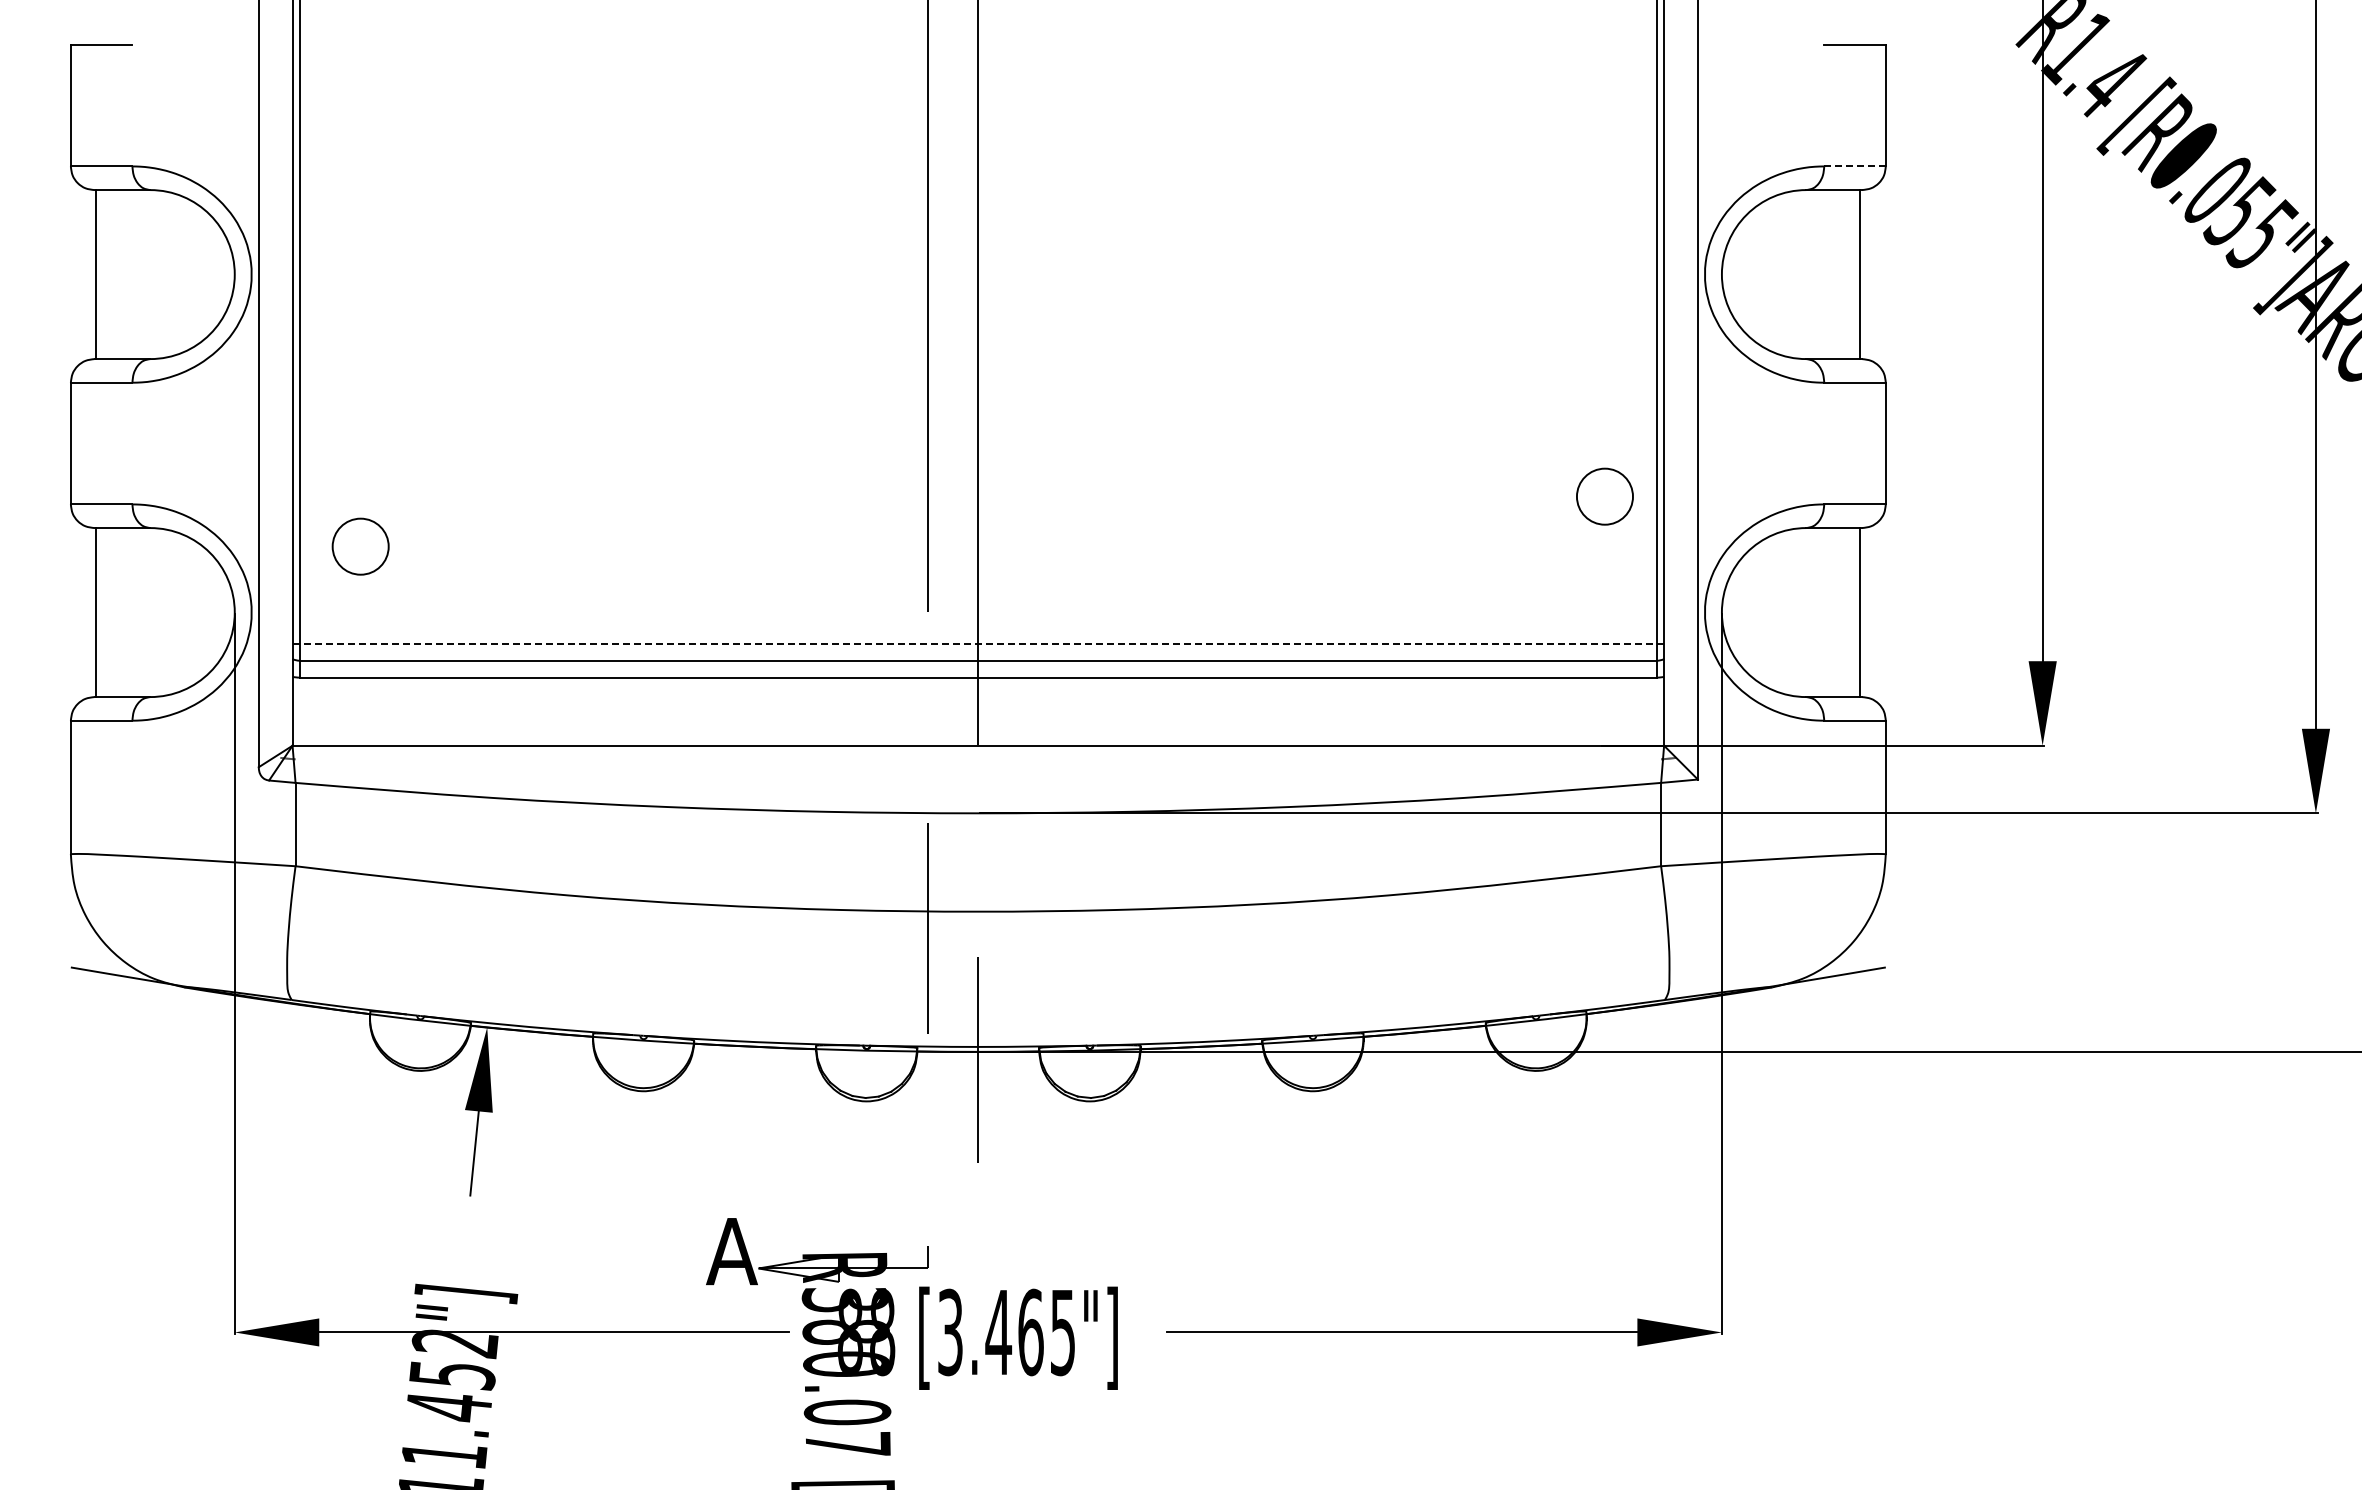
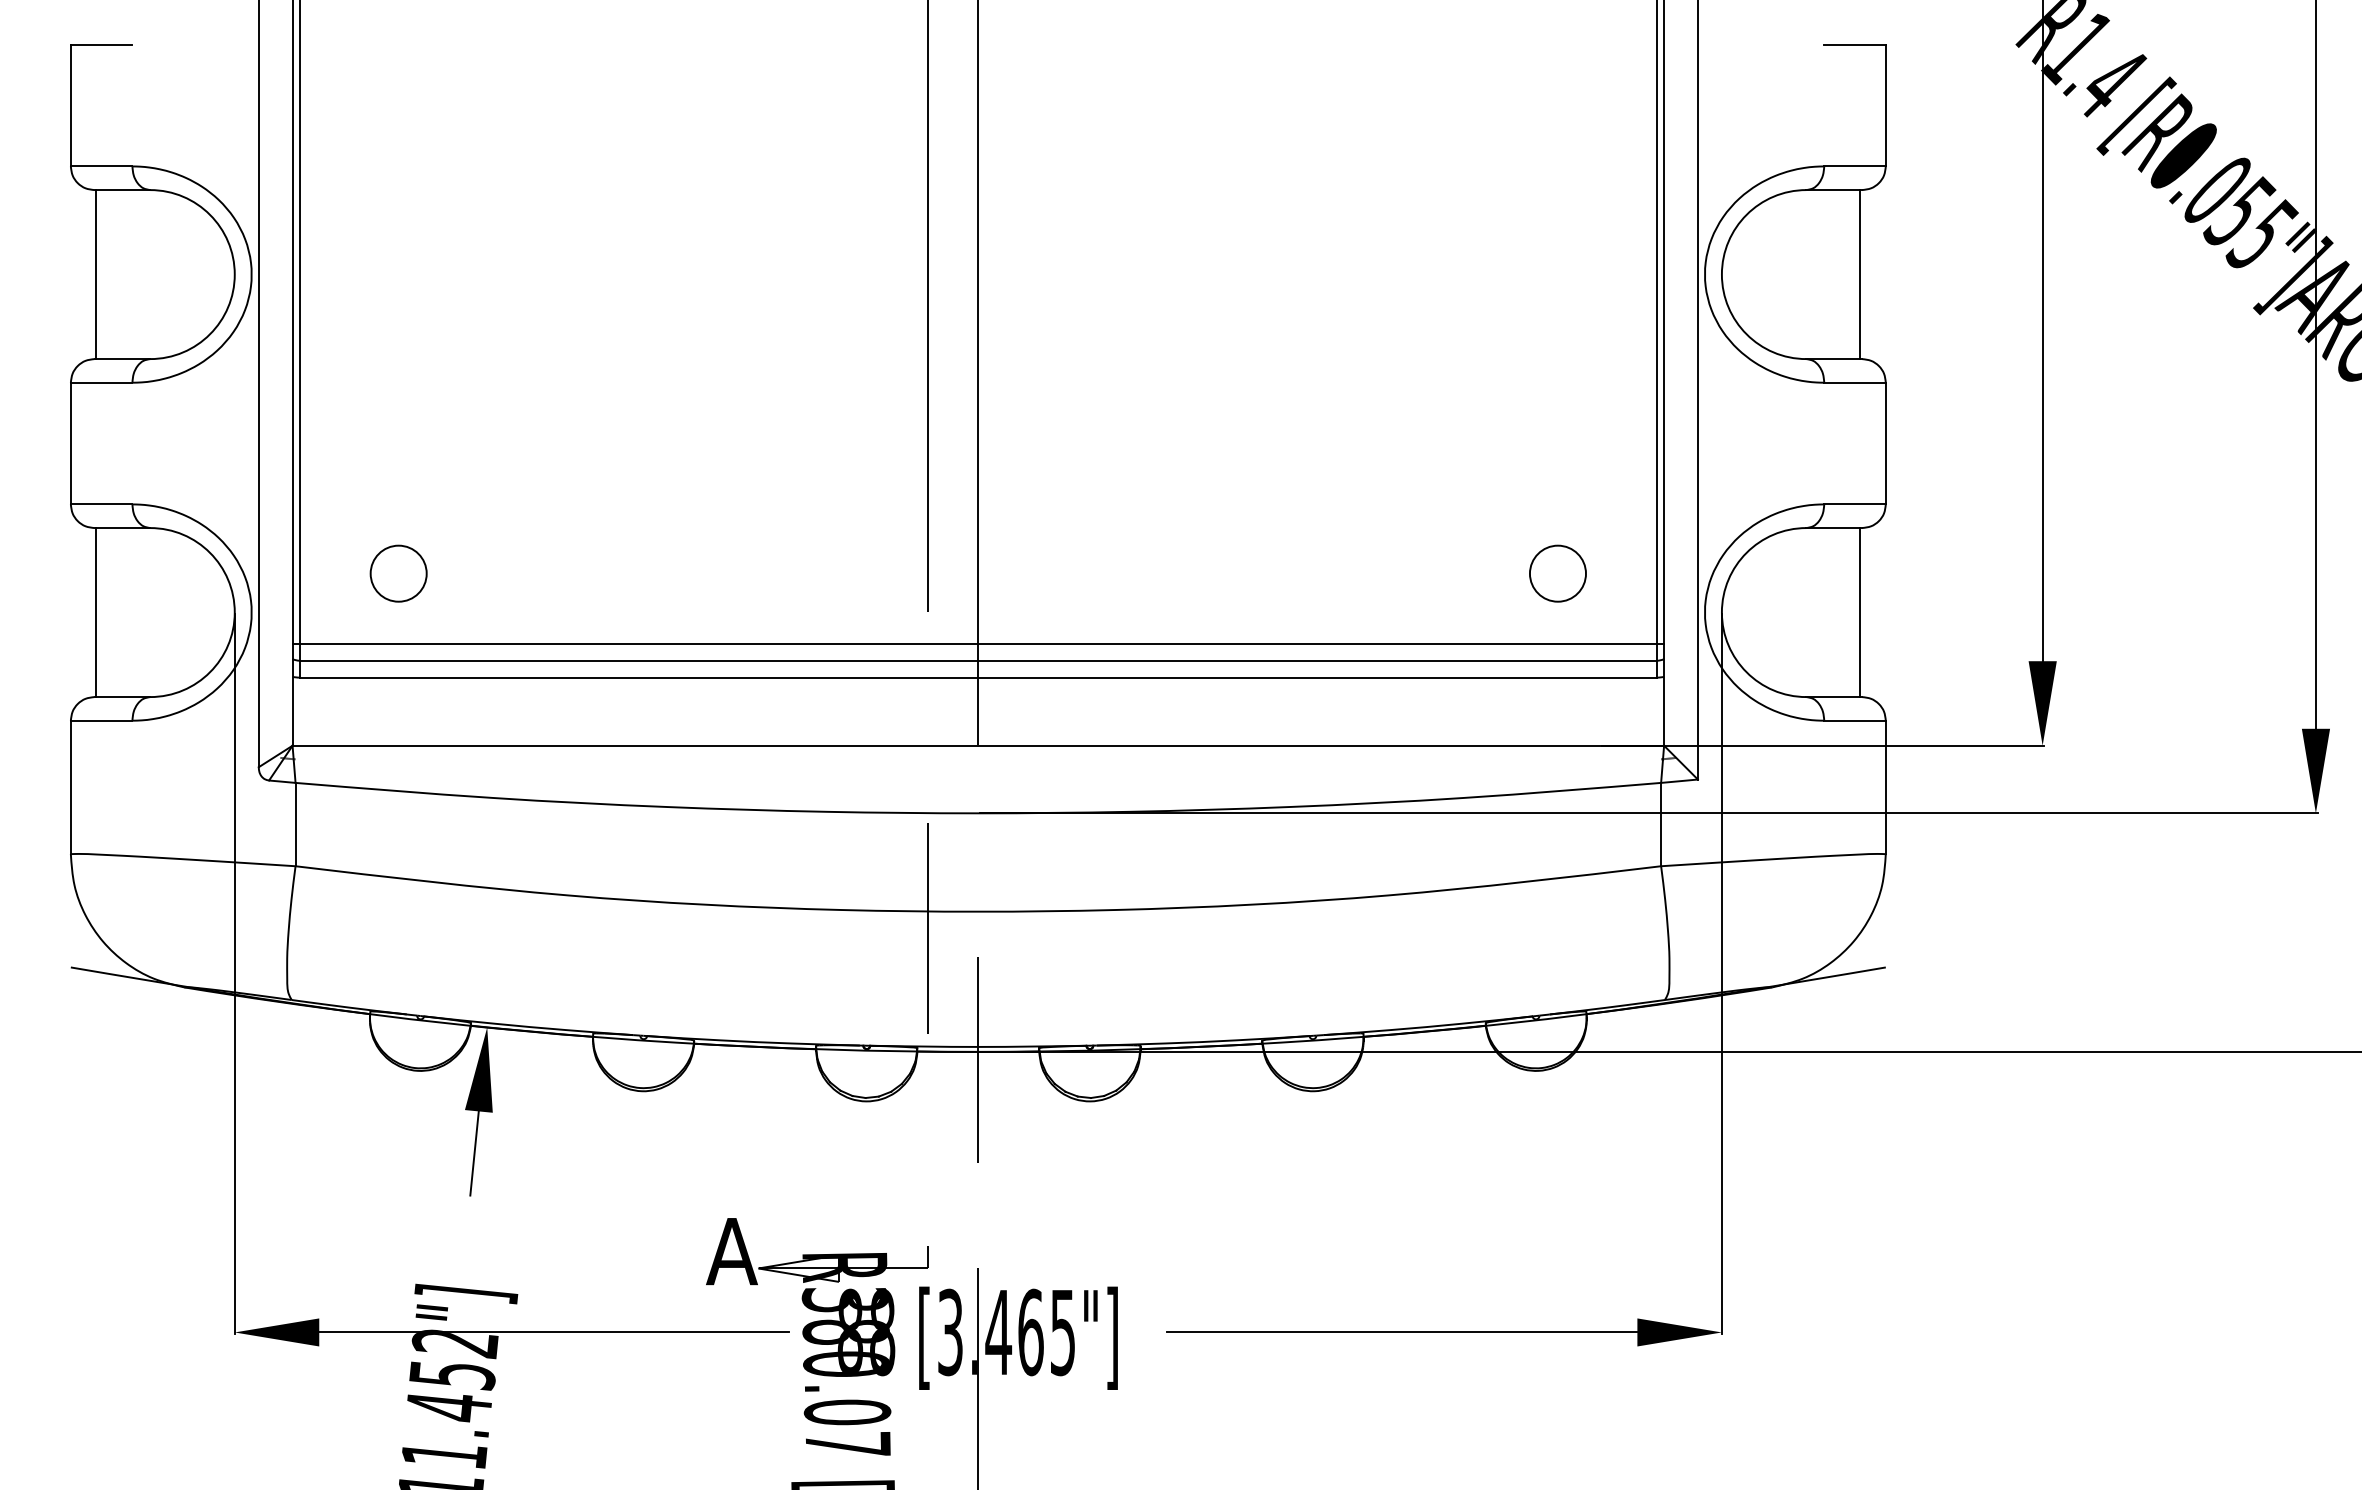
line: dashed -> solid (1855, 166)
circle position: (1604, 496) -> (1557, 573) (1557, 573)
circle position: (360, 546) -> (398, 573) (398, 573)
line: dashed -> solid (978, 643)
line: none -> present (978, 1377)
